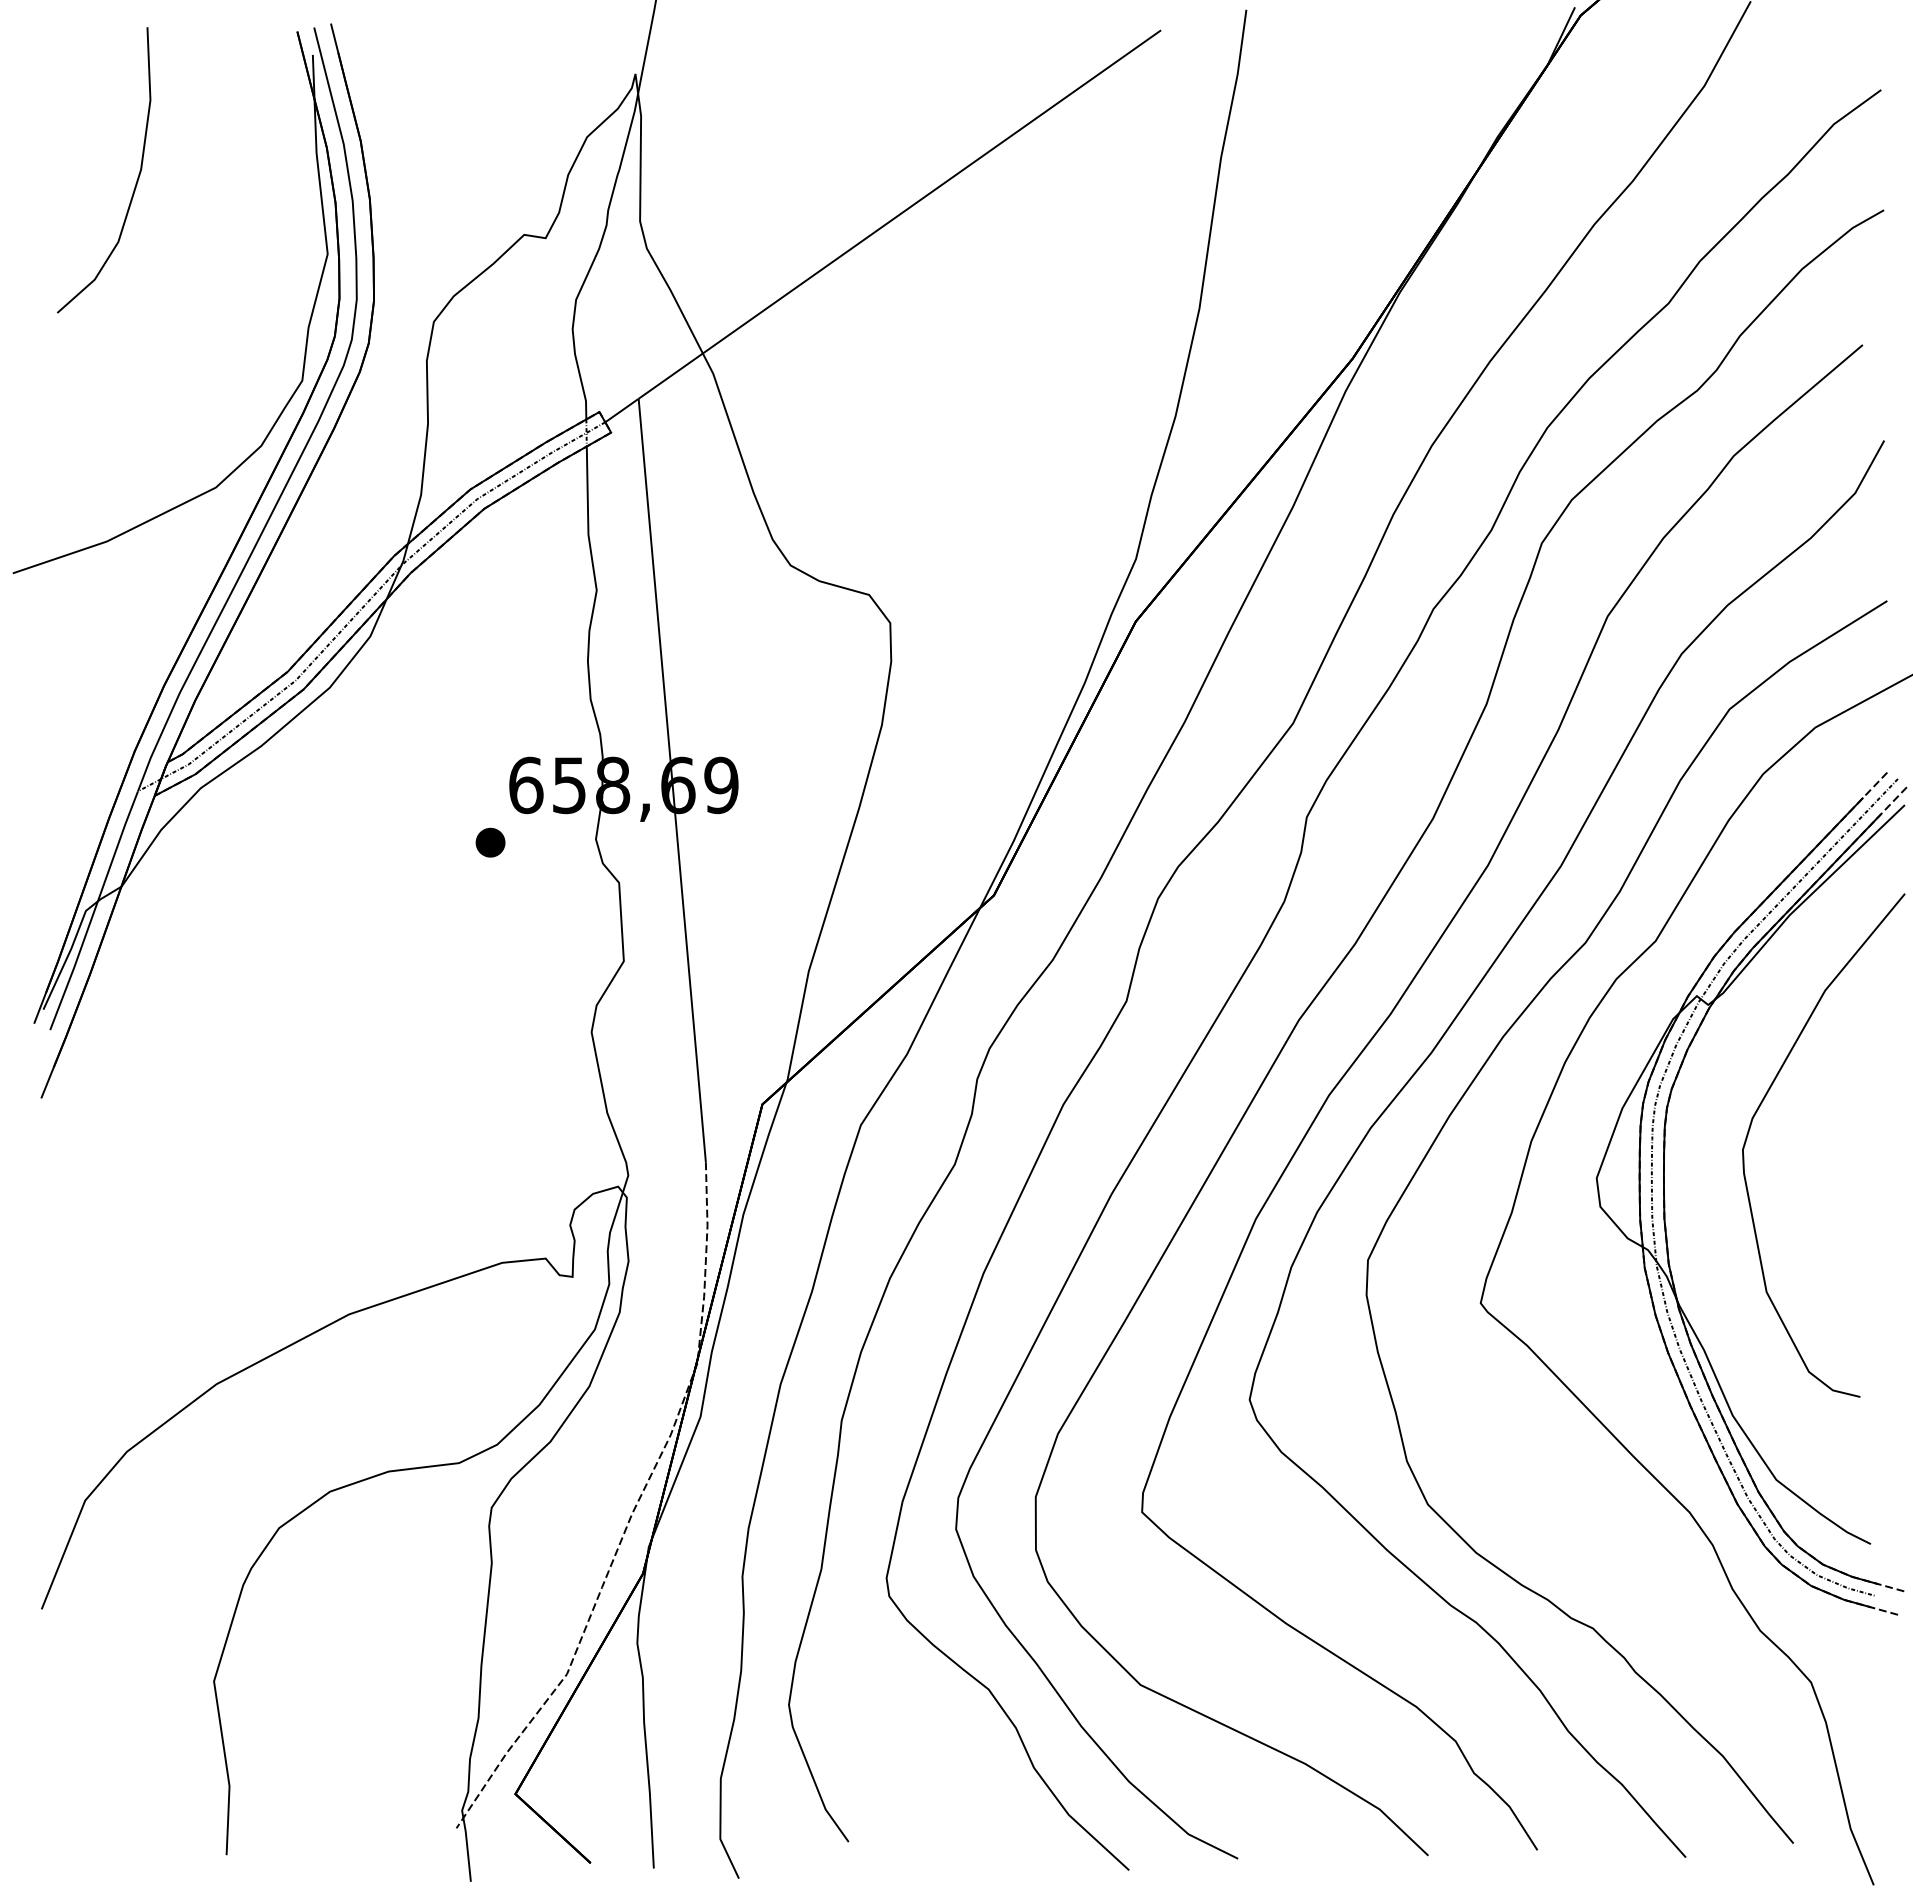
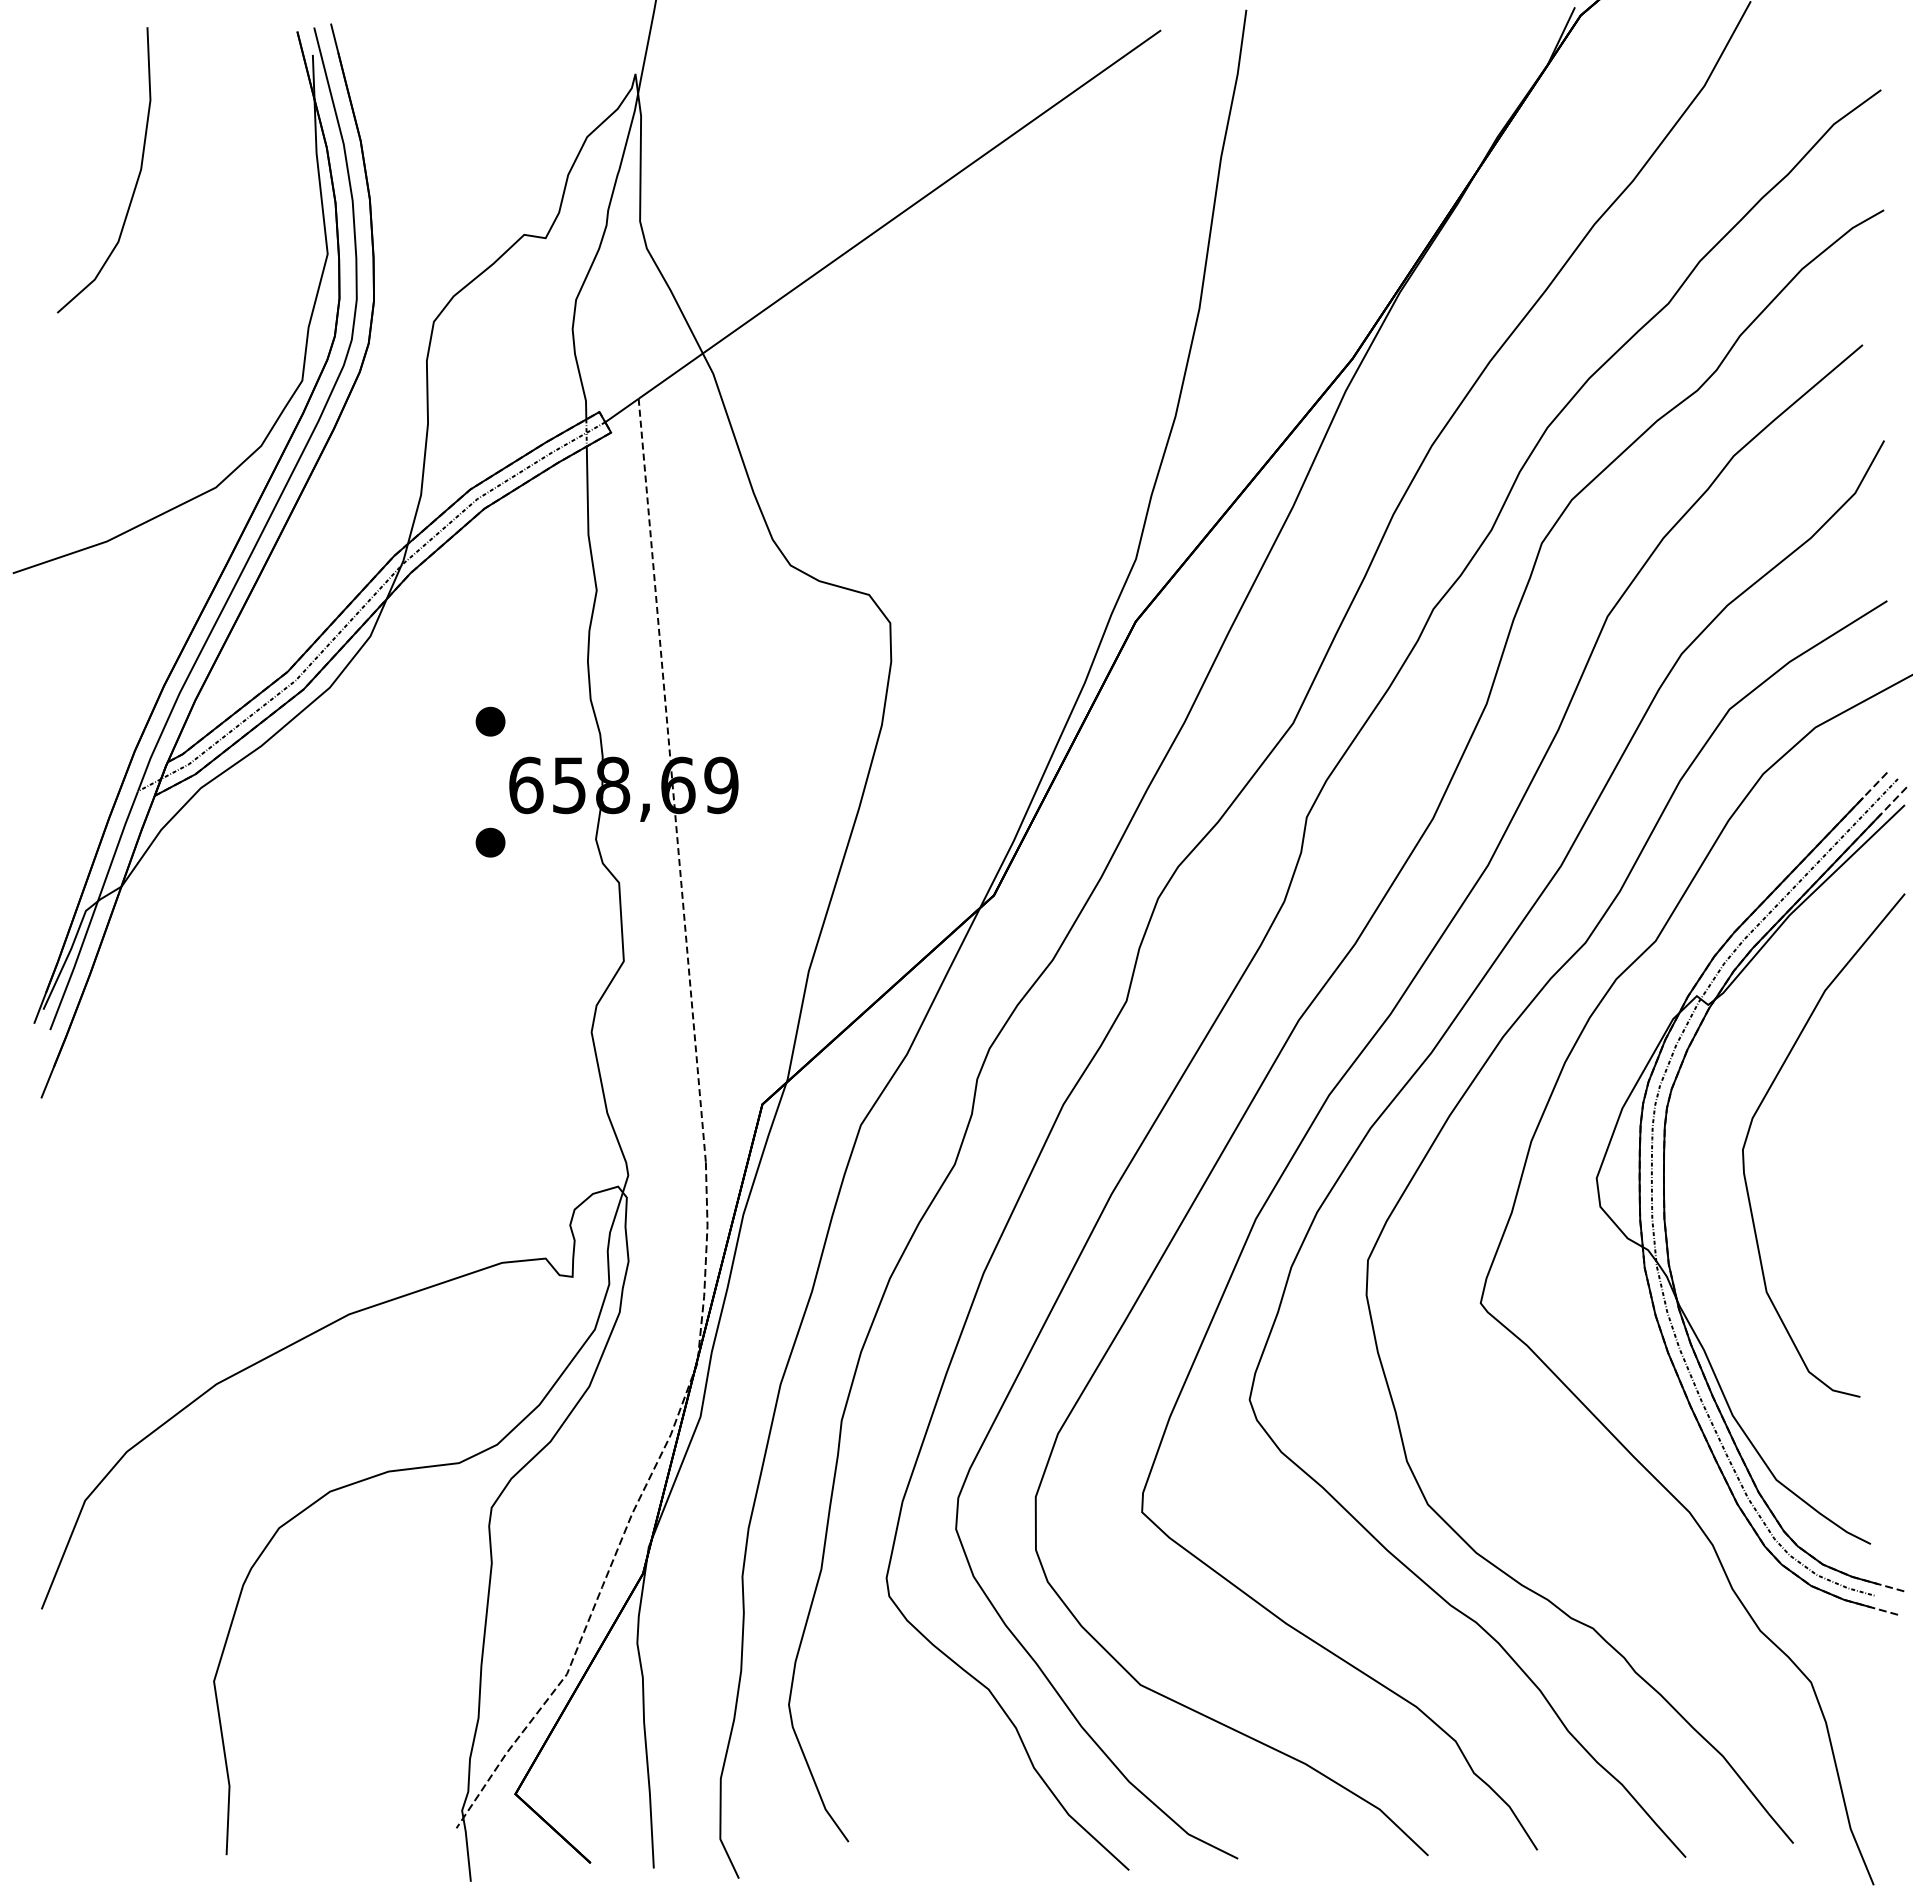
part: none -> present (490, 721)
line: solid -> dashed (672, 781)
